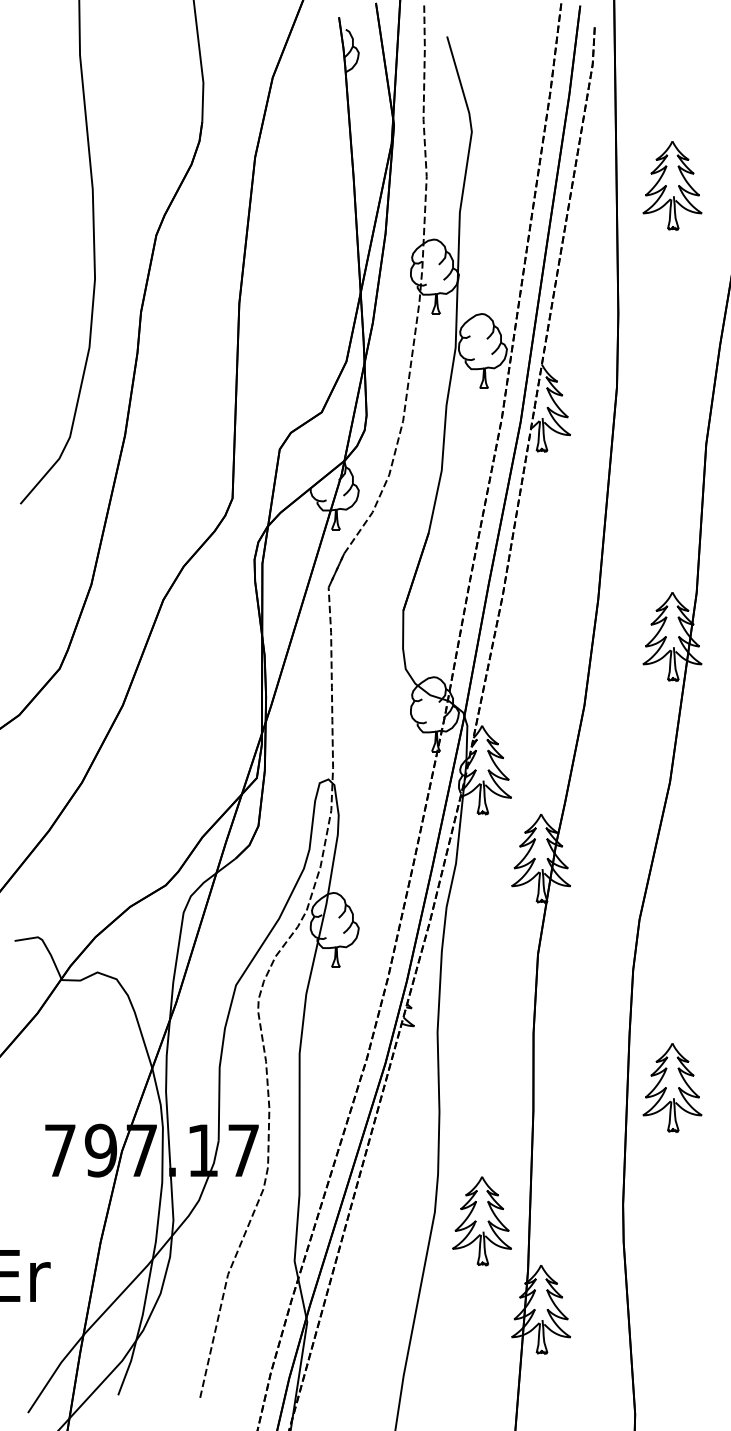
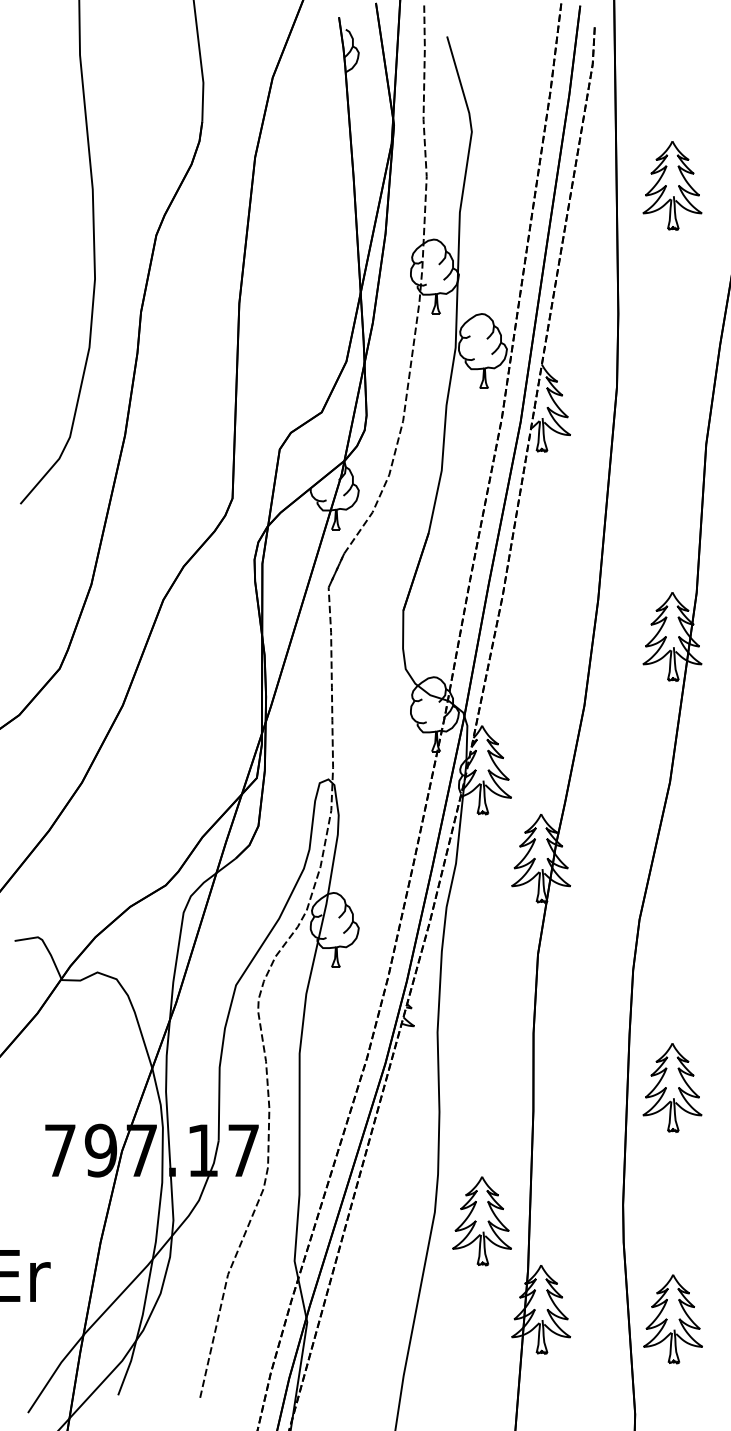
part: none -> present (672, 1319)
